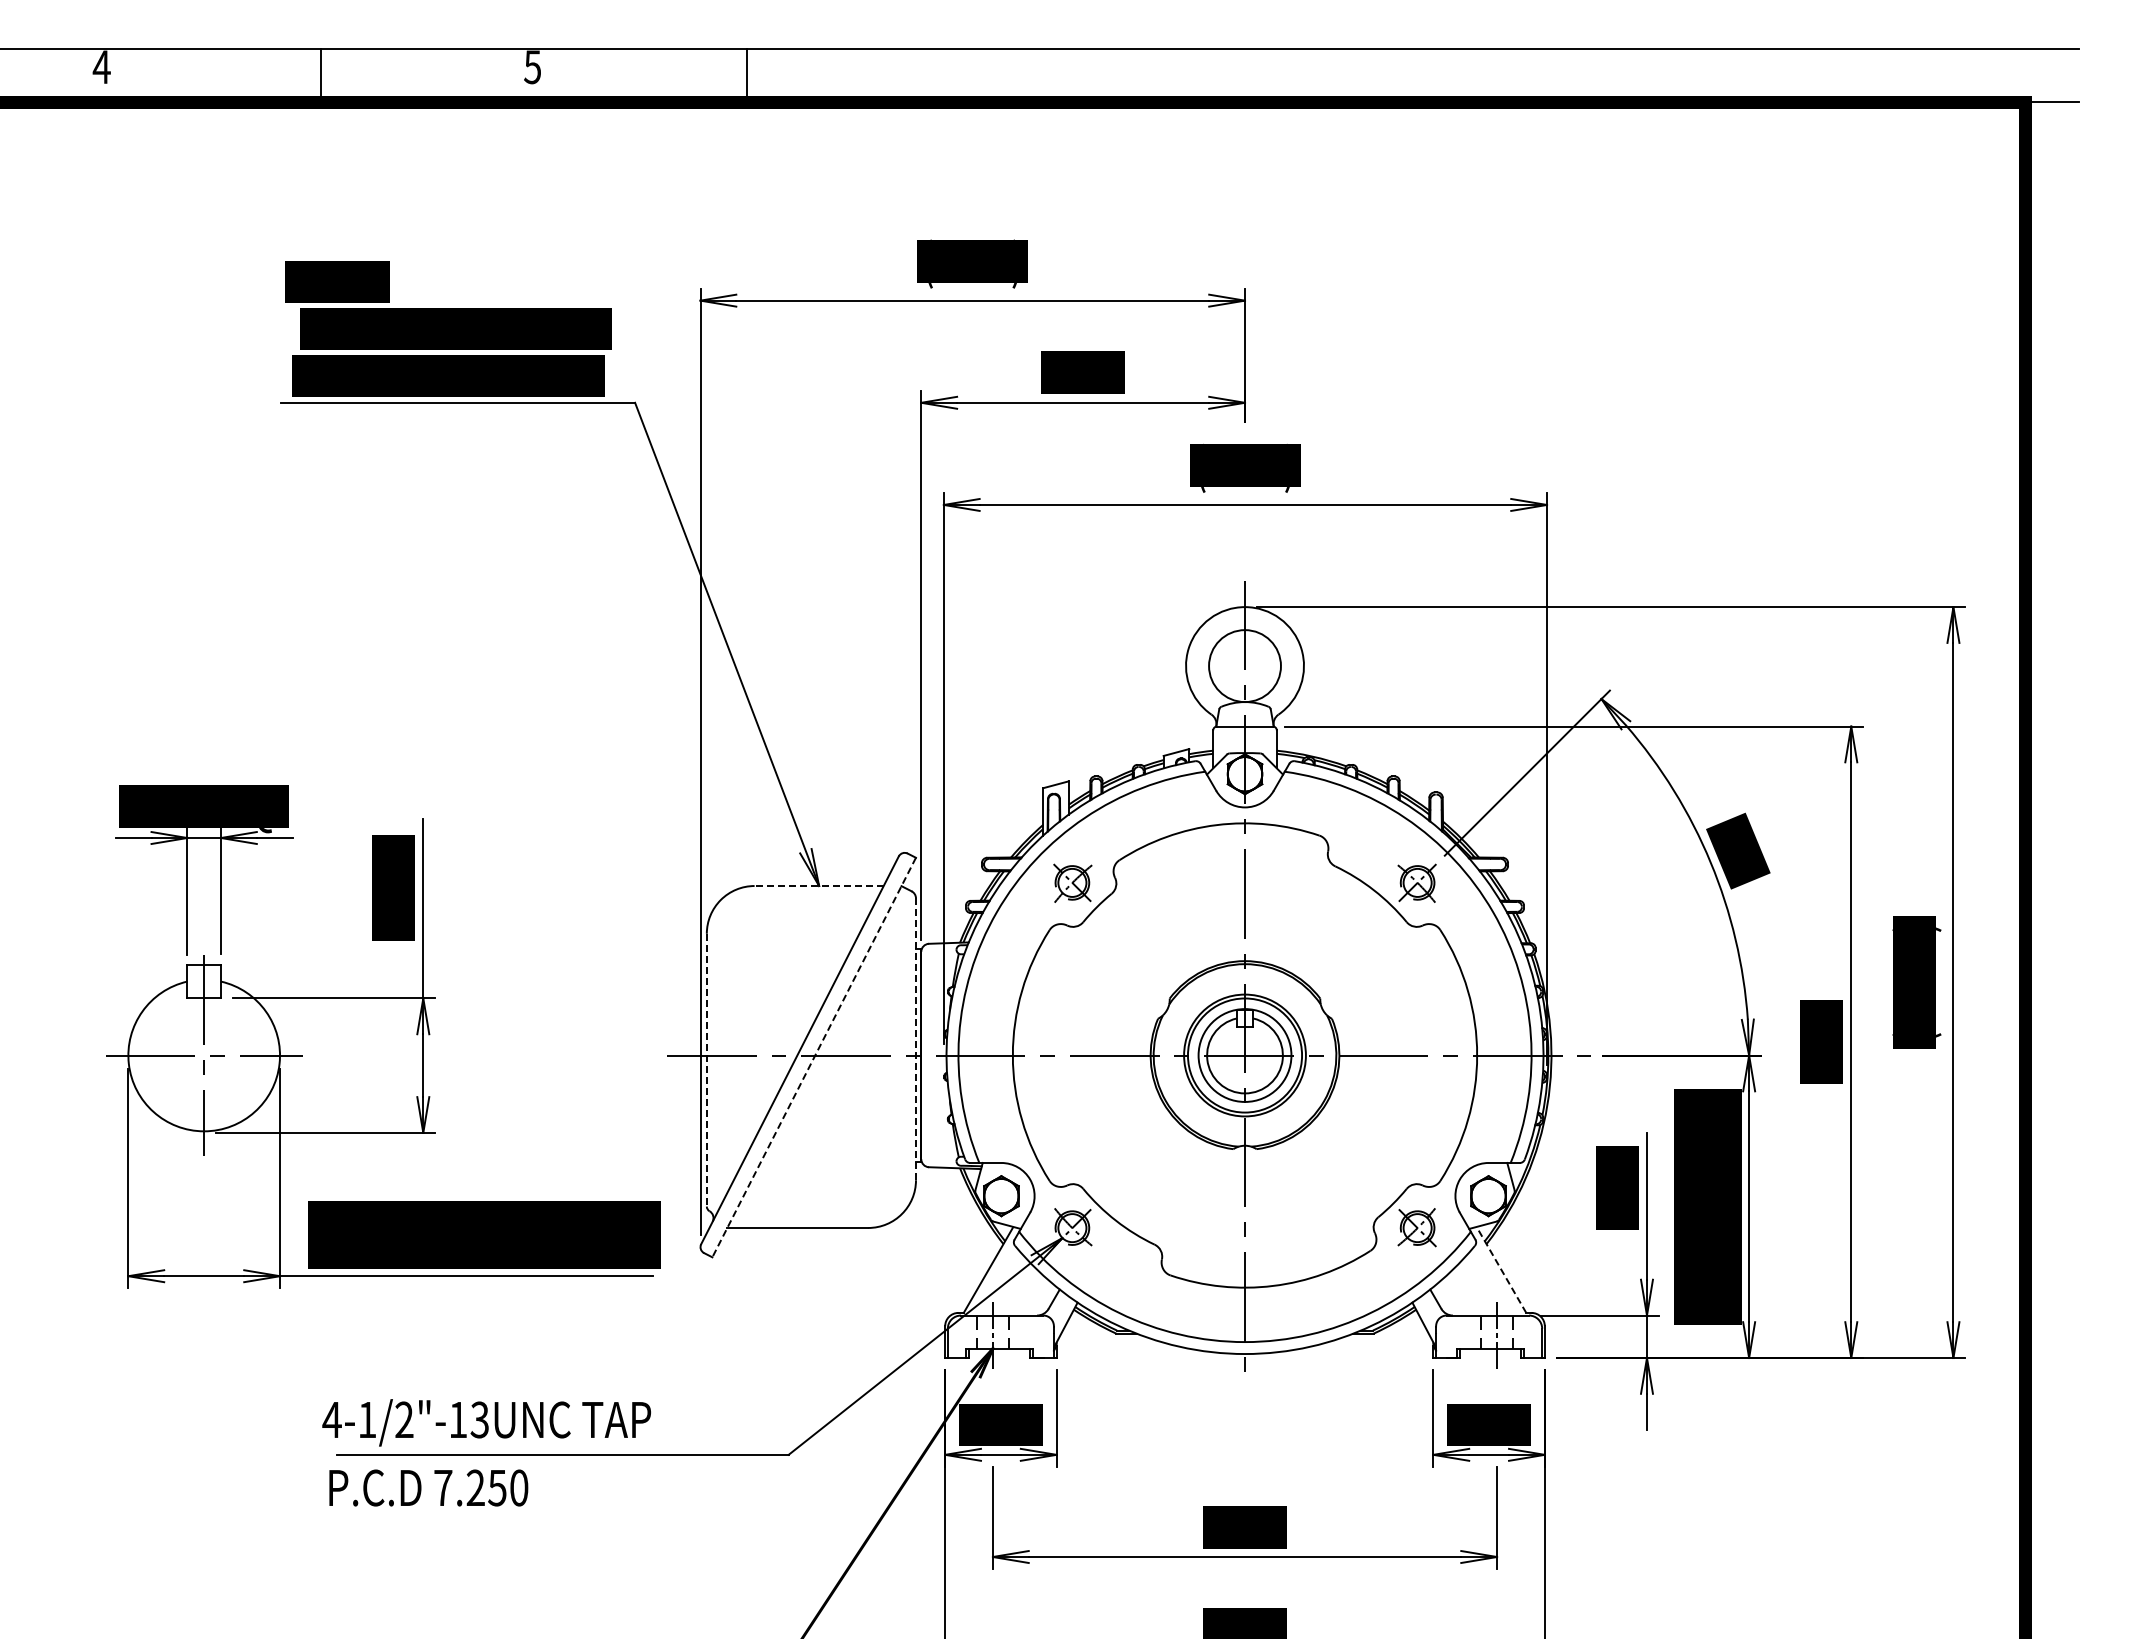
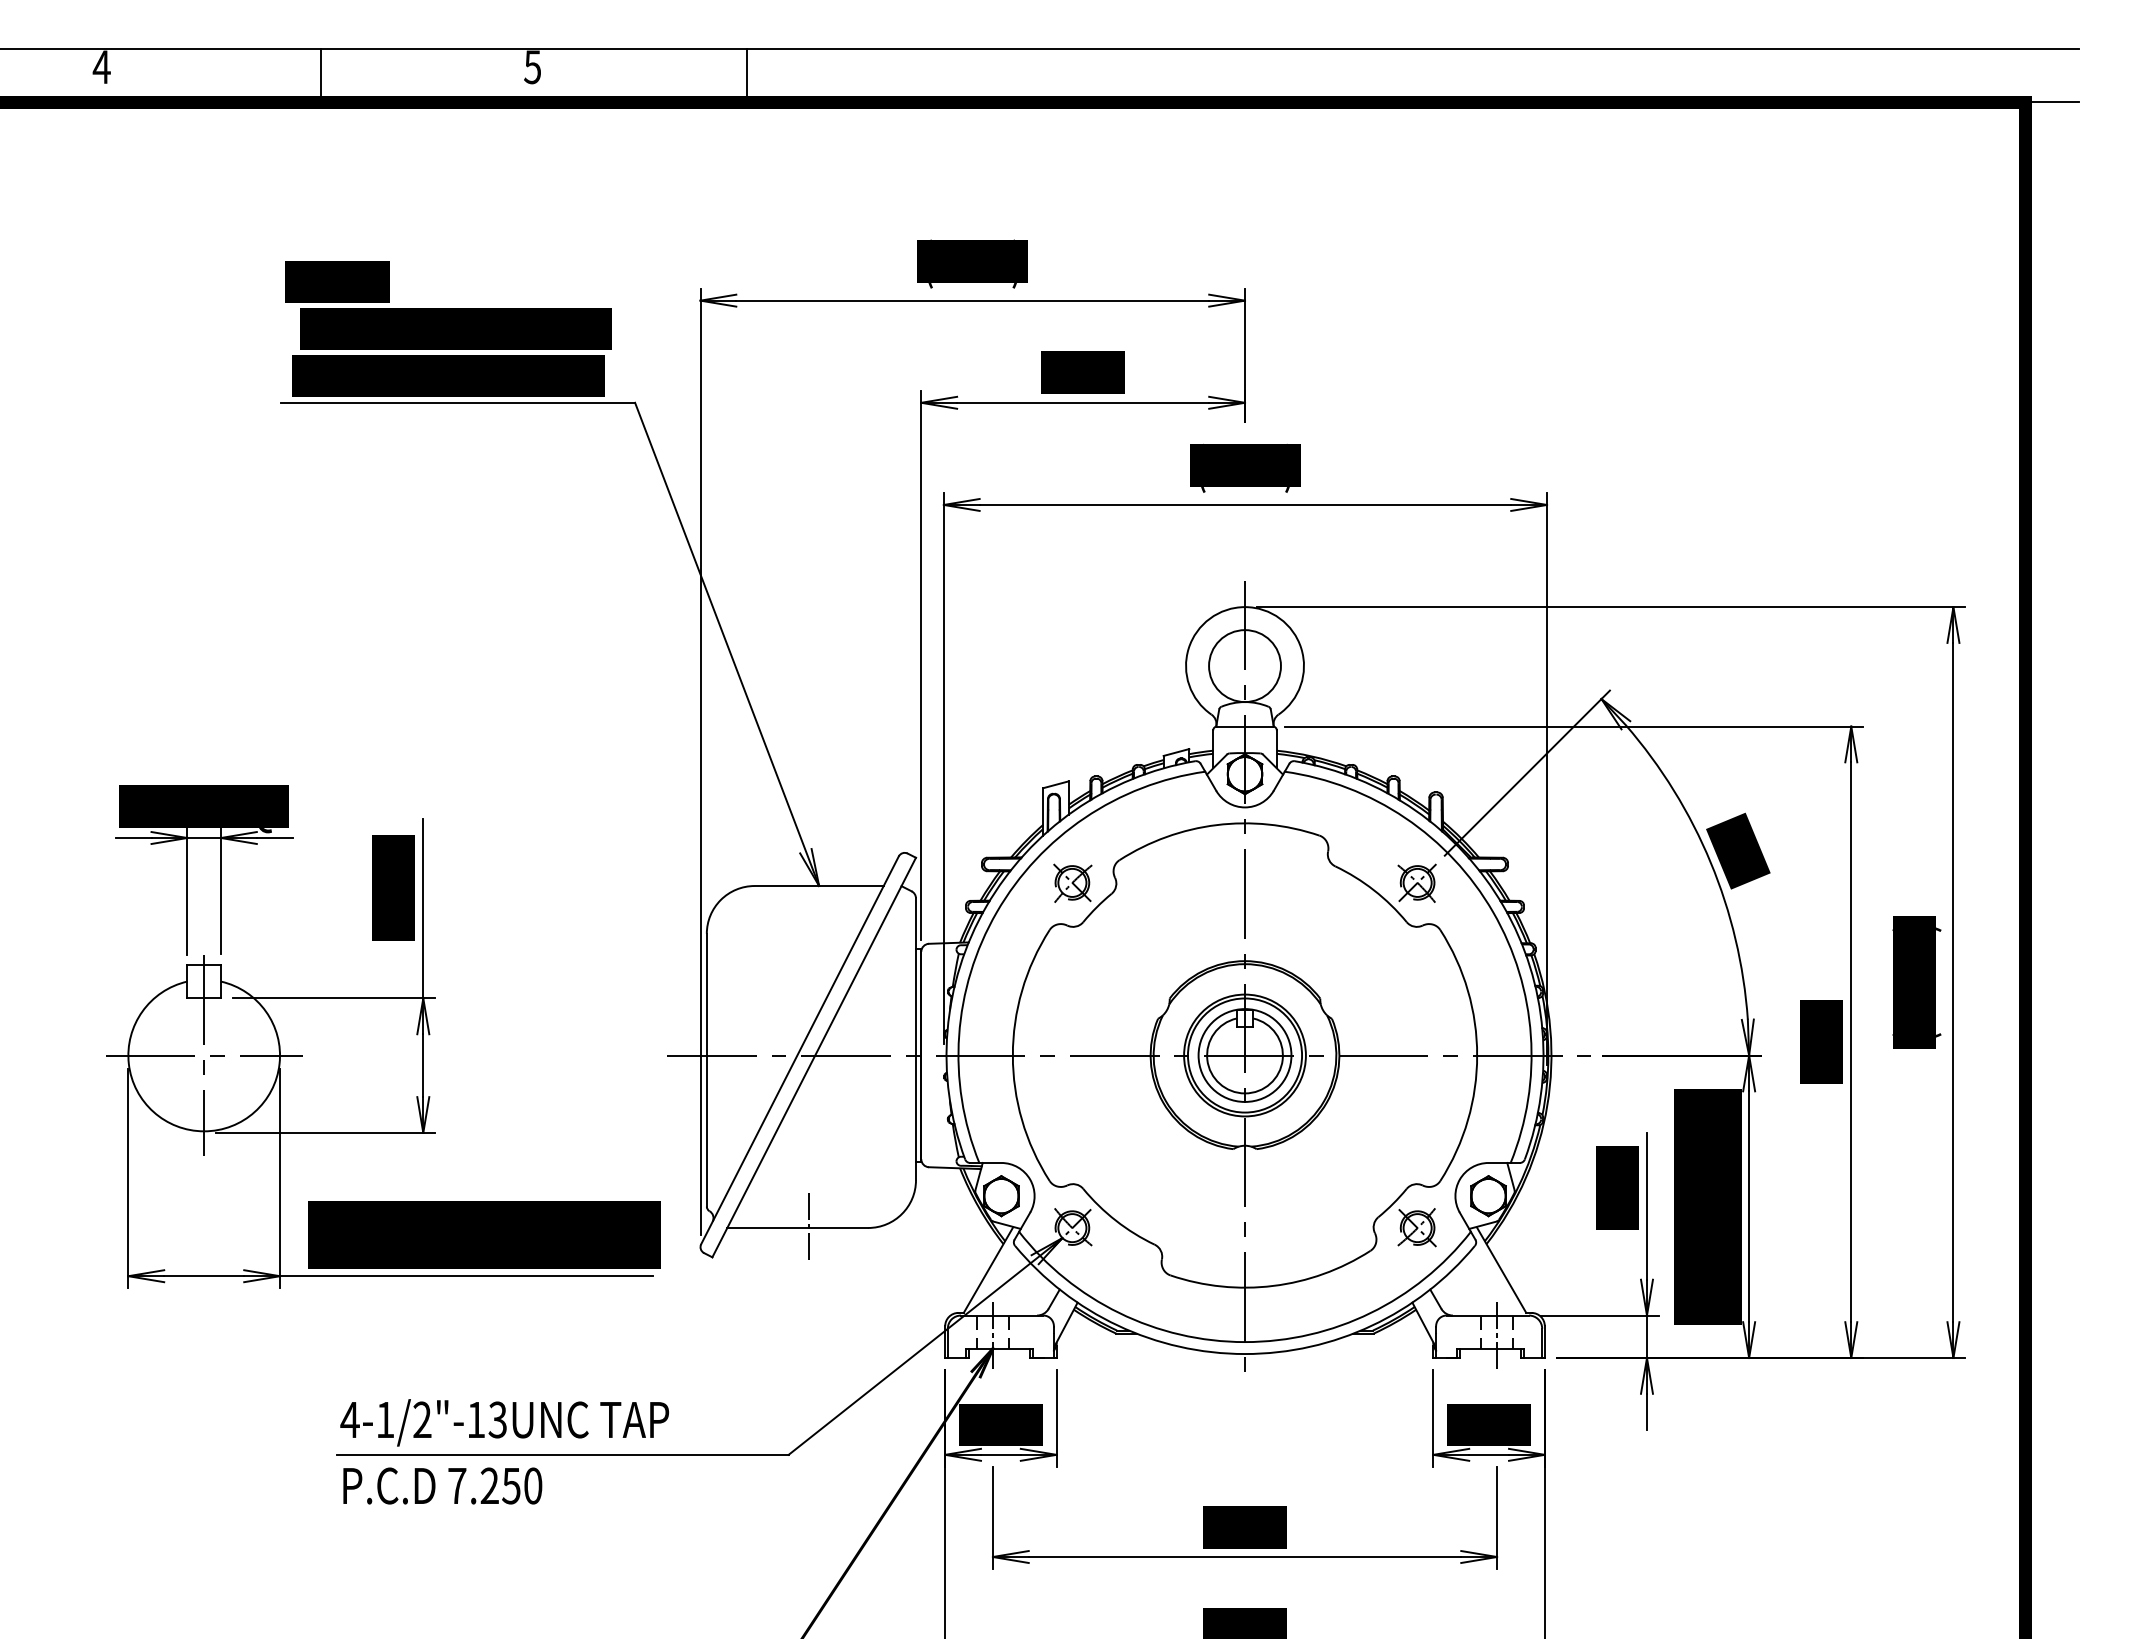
line: dashed -> solid (819, 886)
line: dashed -> solid (916, 1039)
line: dashed -> solid (813, 1058)
line: dashed -> solid (706, 1070)
line: none -> present (809, 1227)
line: dashed -> solid (1501, 1269)
text position: (486, 1422) -> (504, 1422) (504, 1422)
text position: (428, 1487) -> (442, 1485) (442, 1485)
